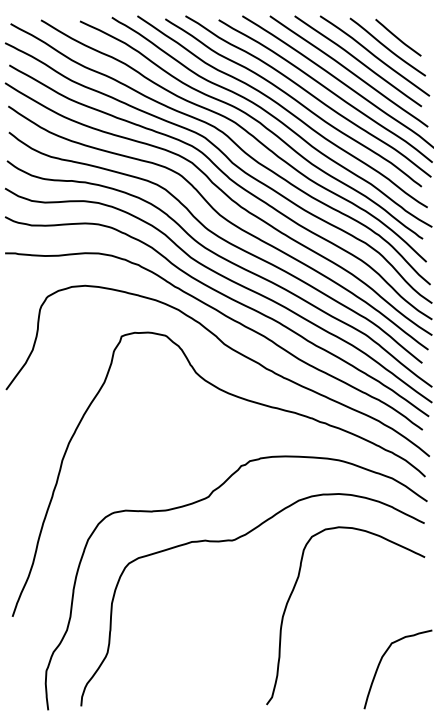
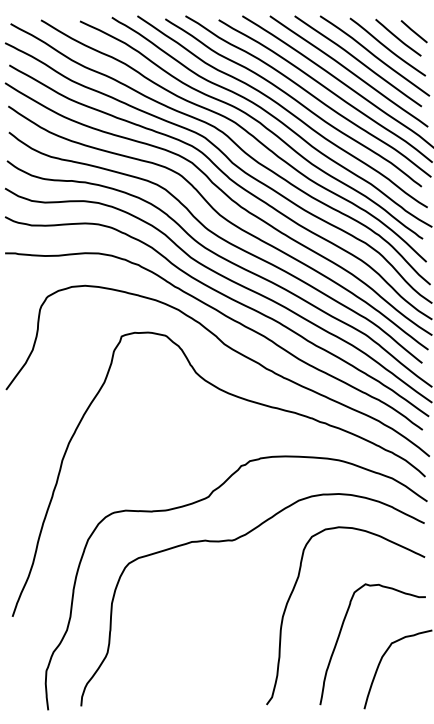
line: none -> present (413, 31)
curve: none -> present (340, 634)
